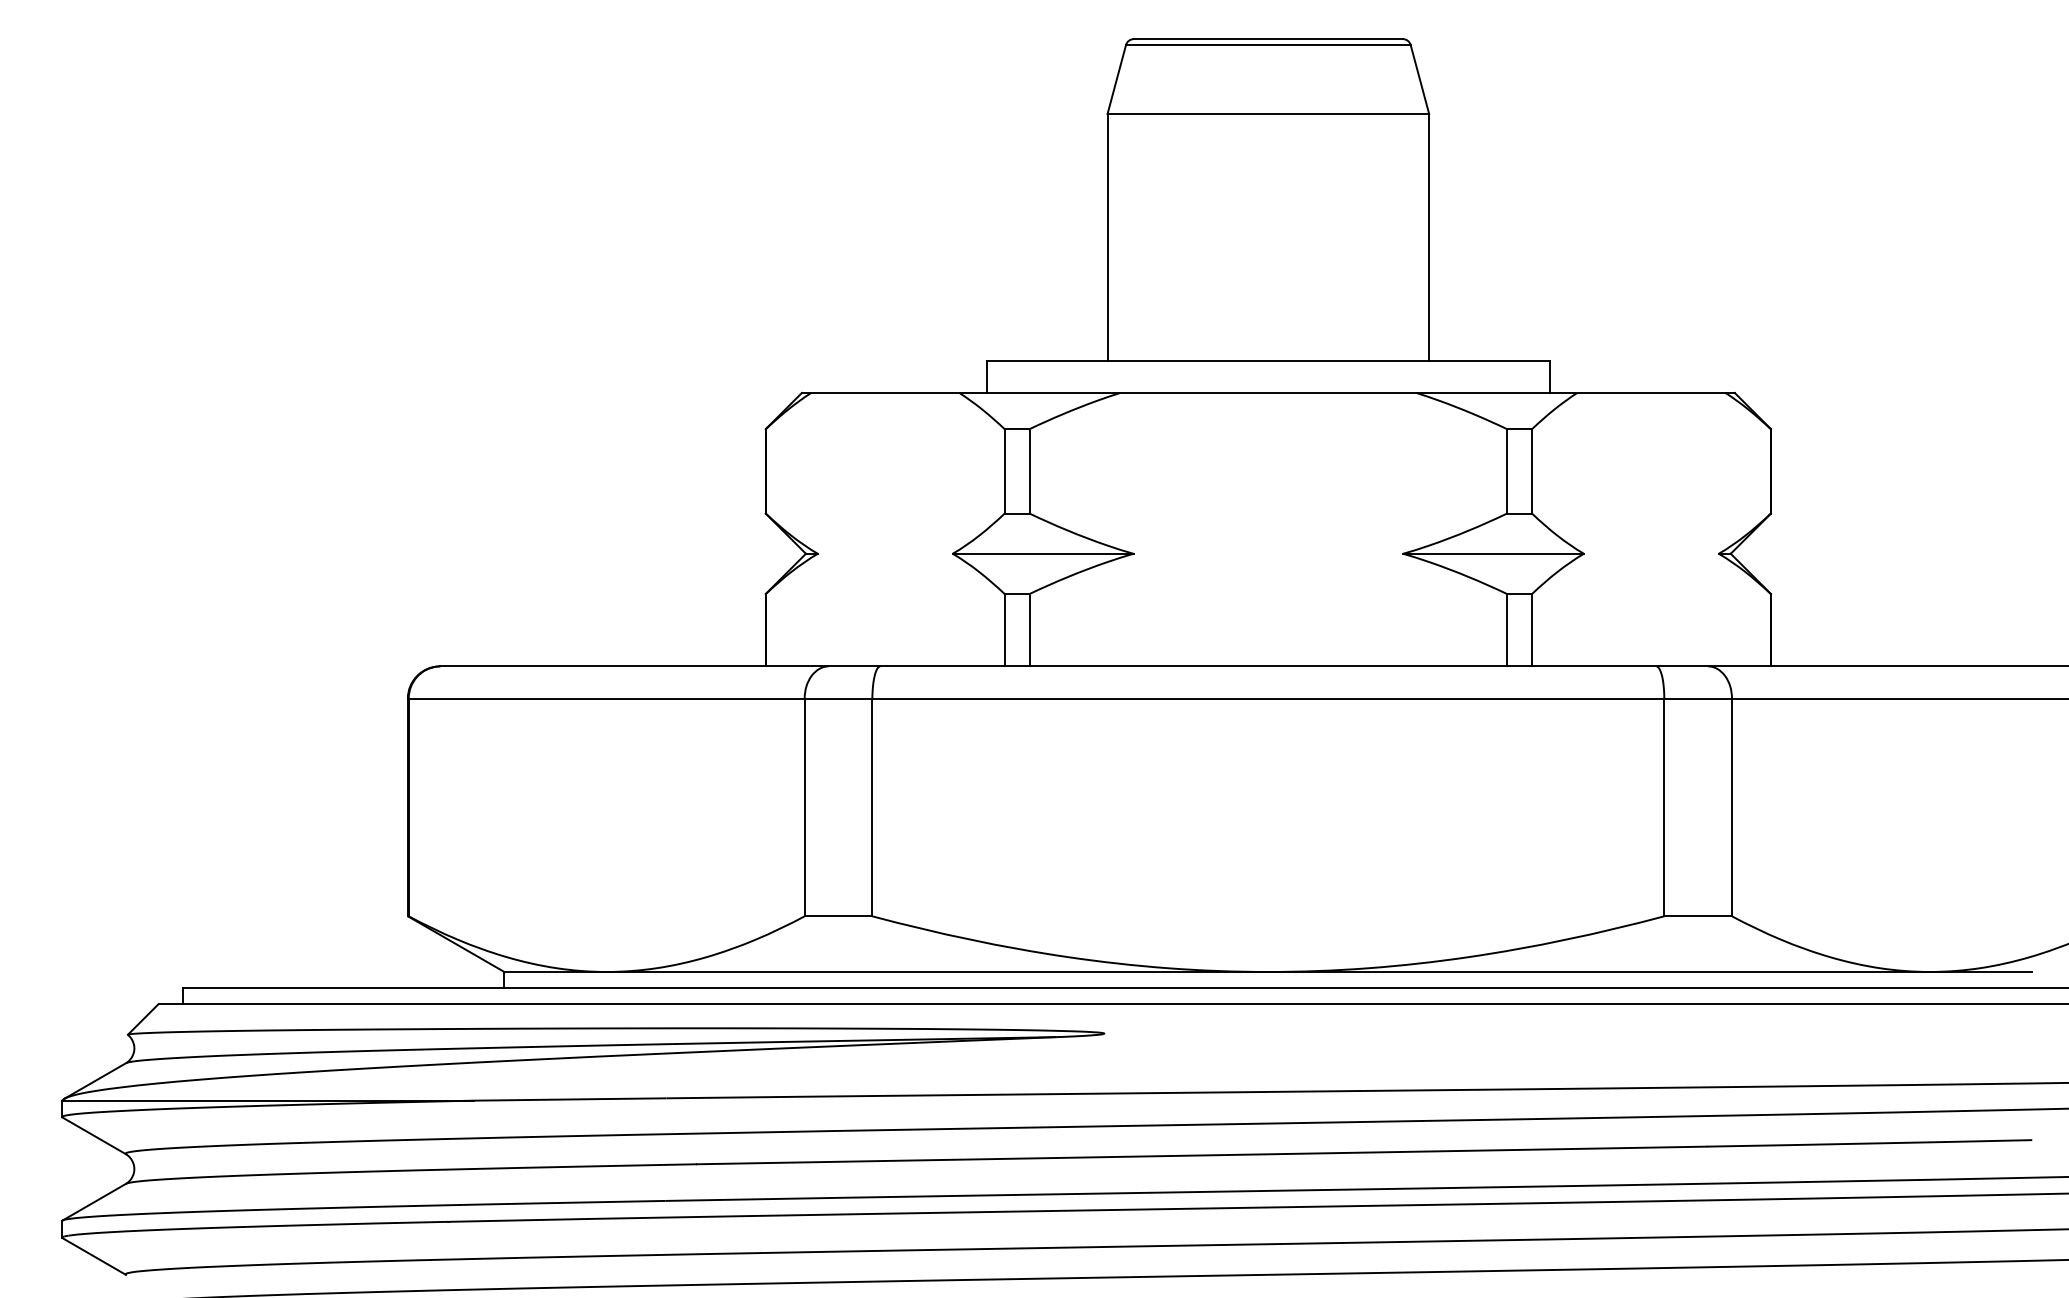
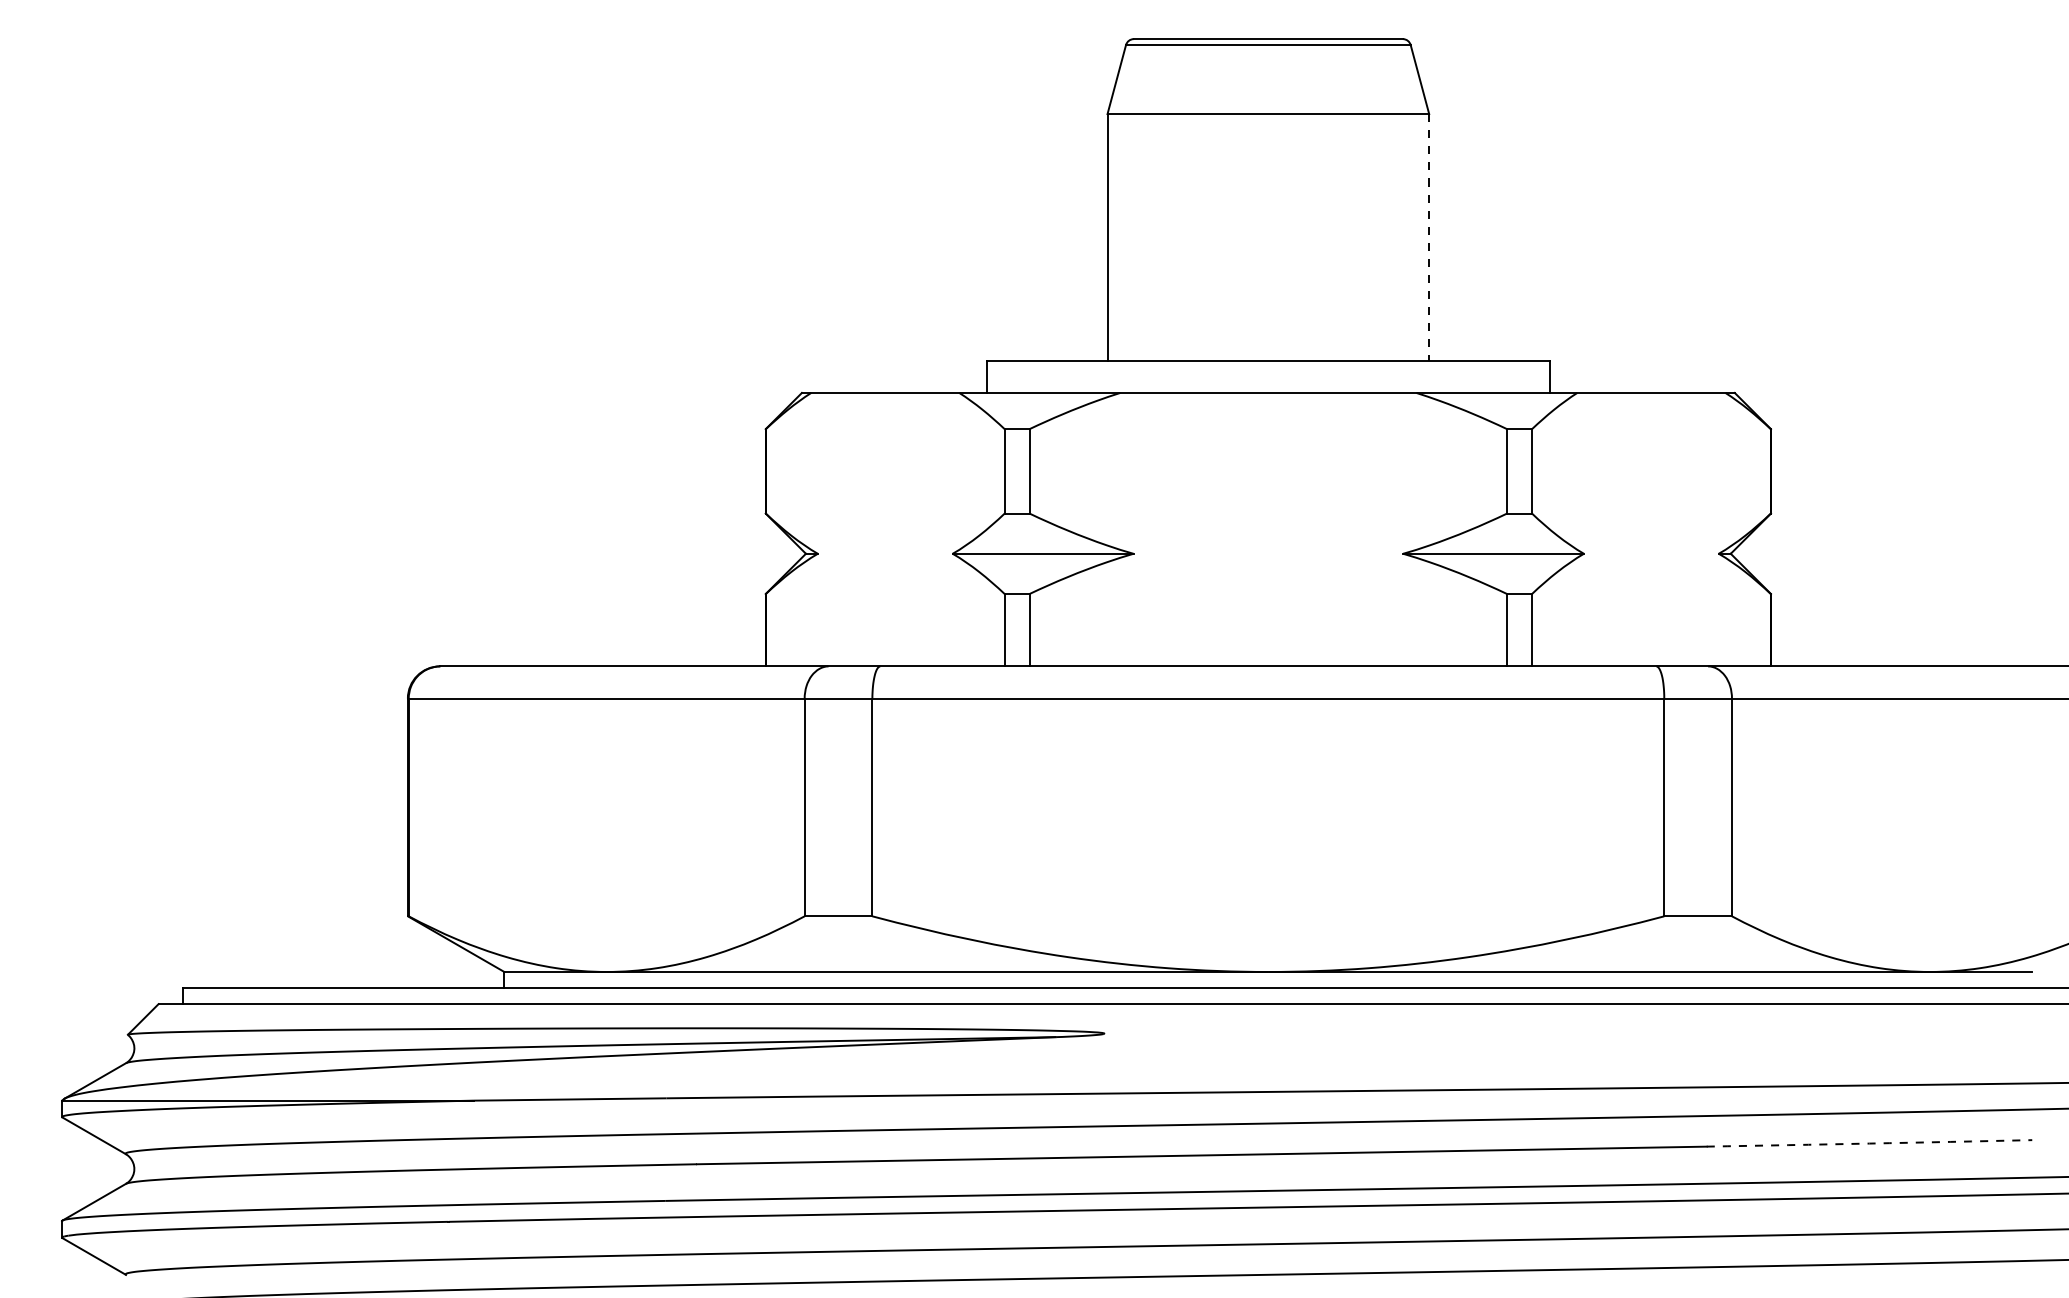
line: solid -> dashed (1429, 237)
arc: solid -> dashed (1869, 1143)
